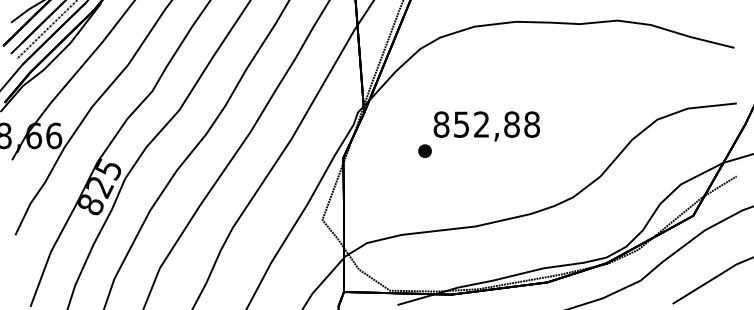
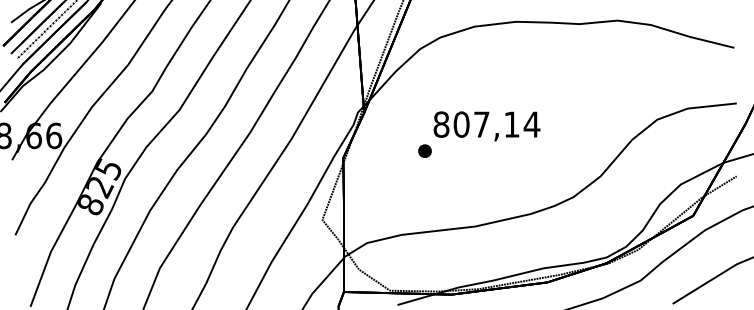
text: 852,88 -> 807,14 (496, 124)
